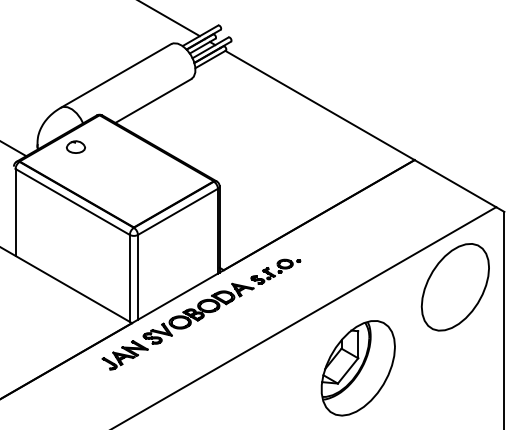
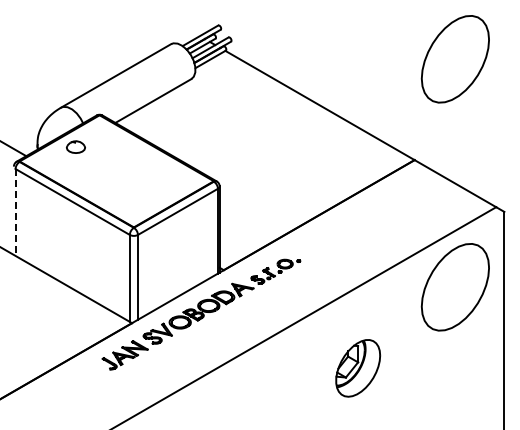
line: present -> none (169, 19)
part: none -> present (454, 59)
line: solid -> dashed (15, 212)
part size: 76x97 px -> 47x59 px (358, 368)
